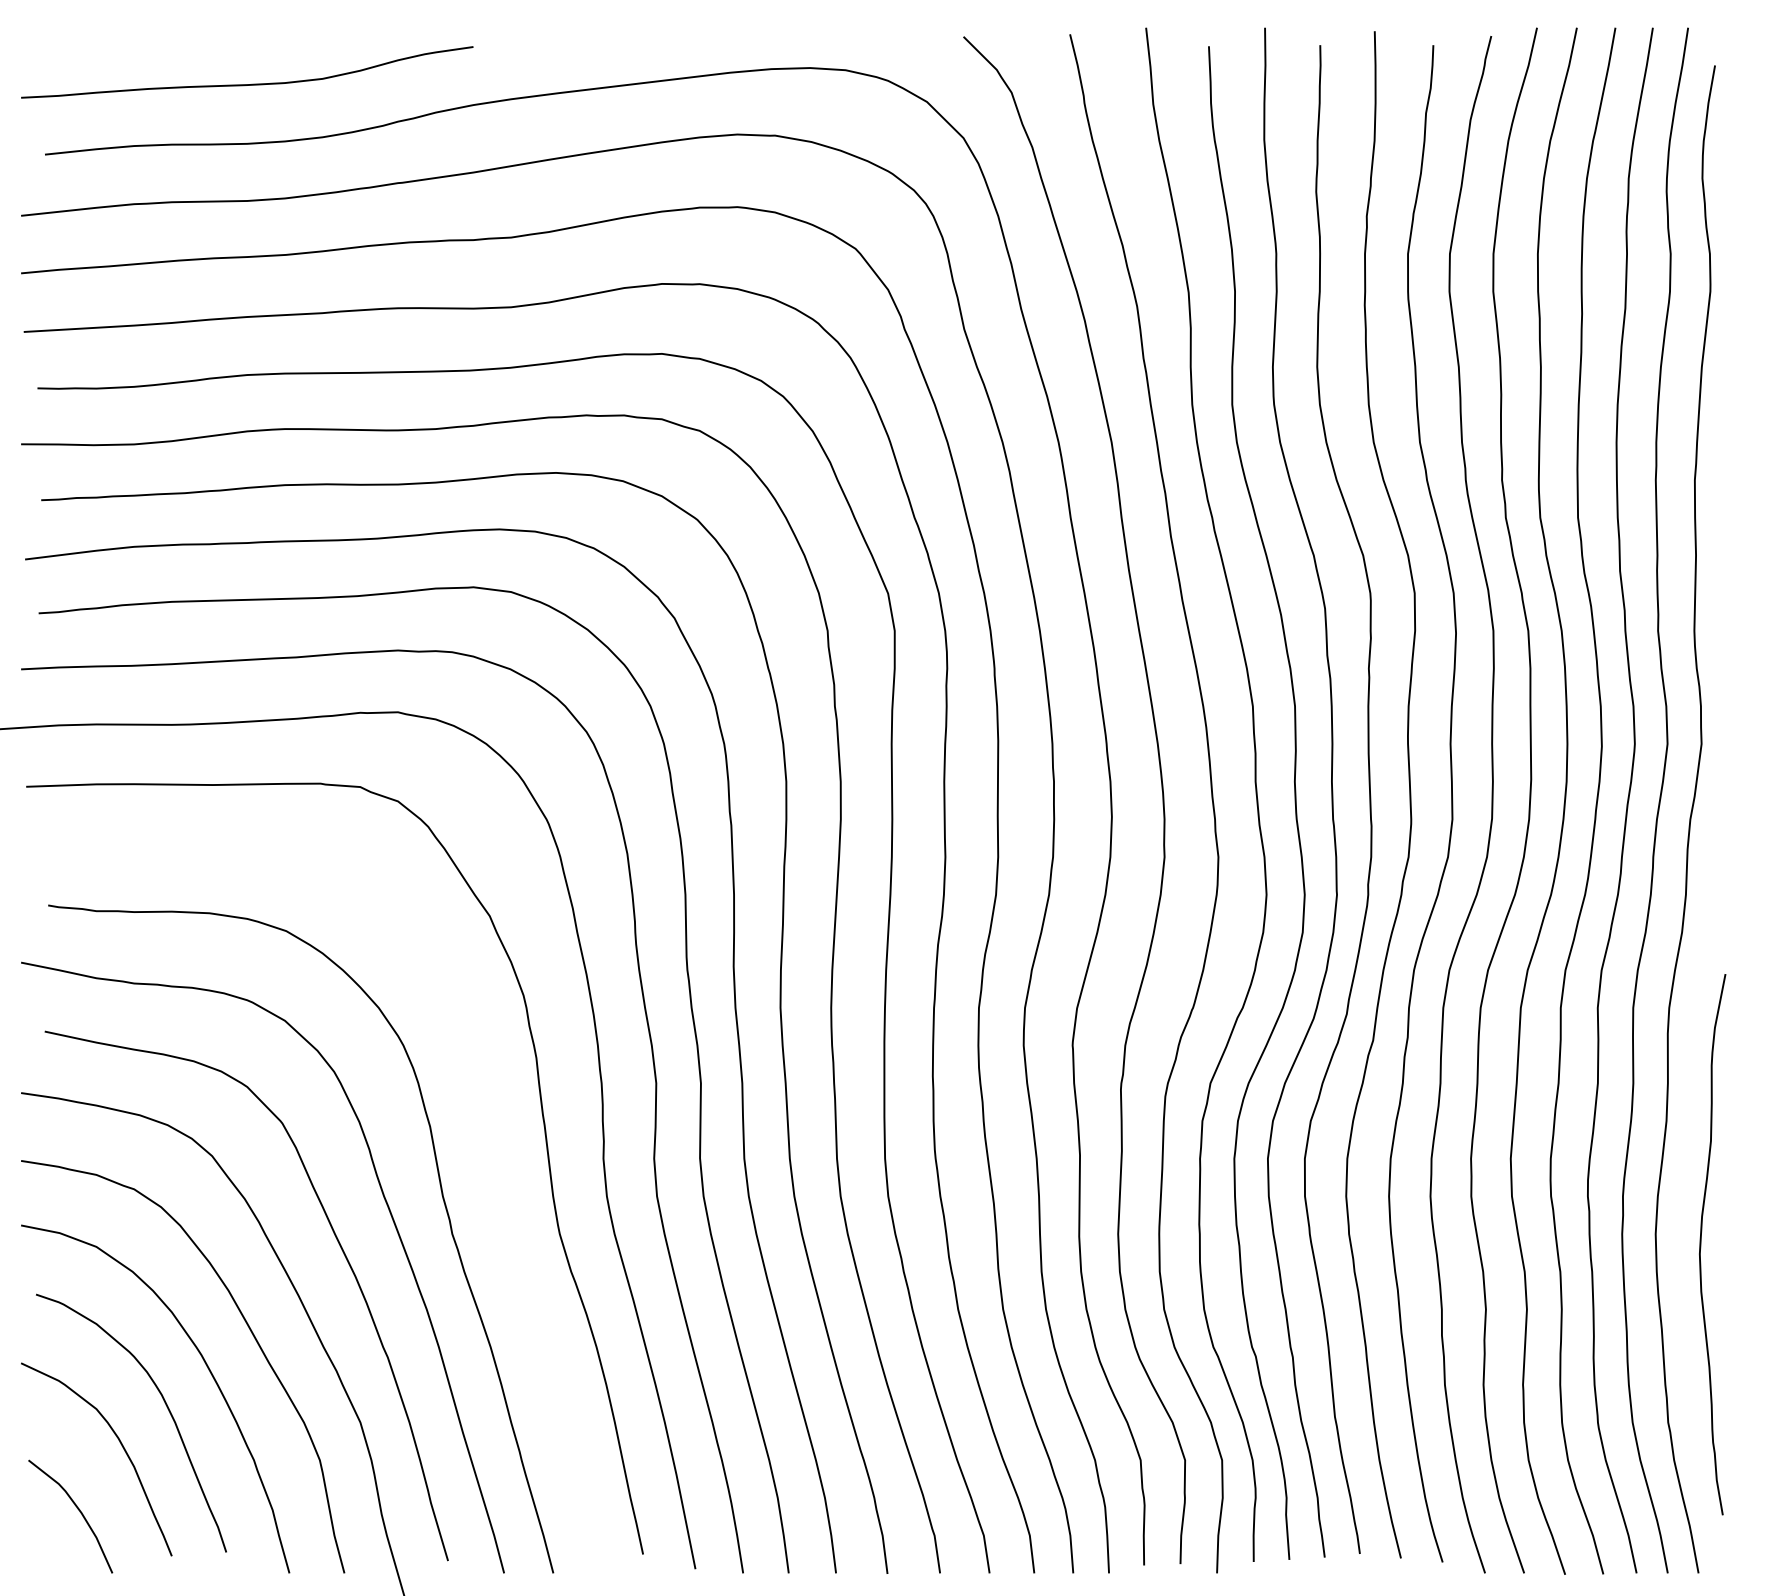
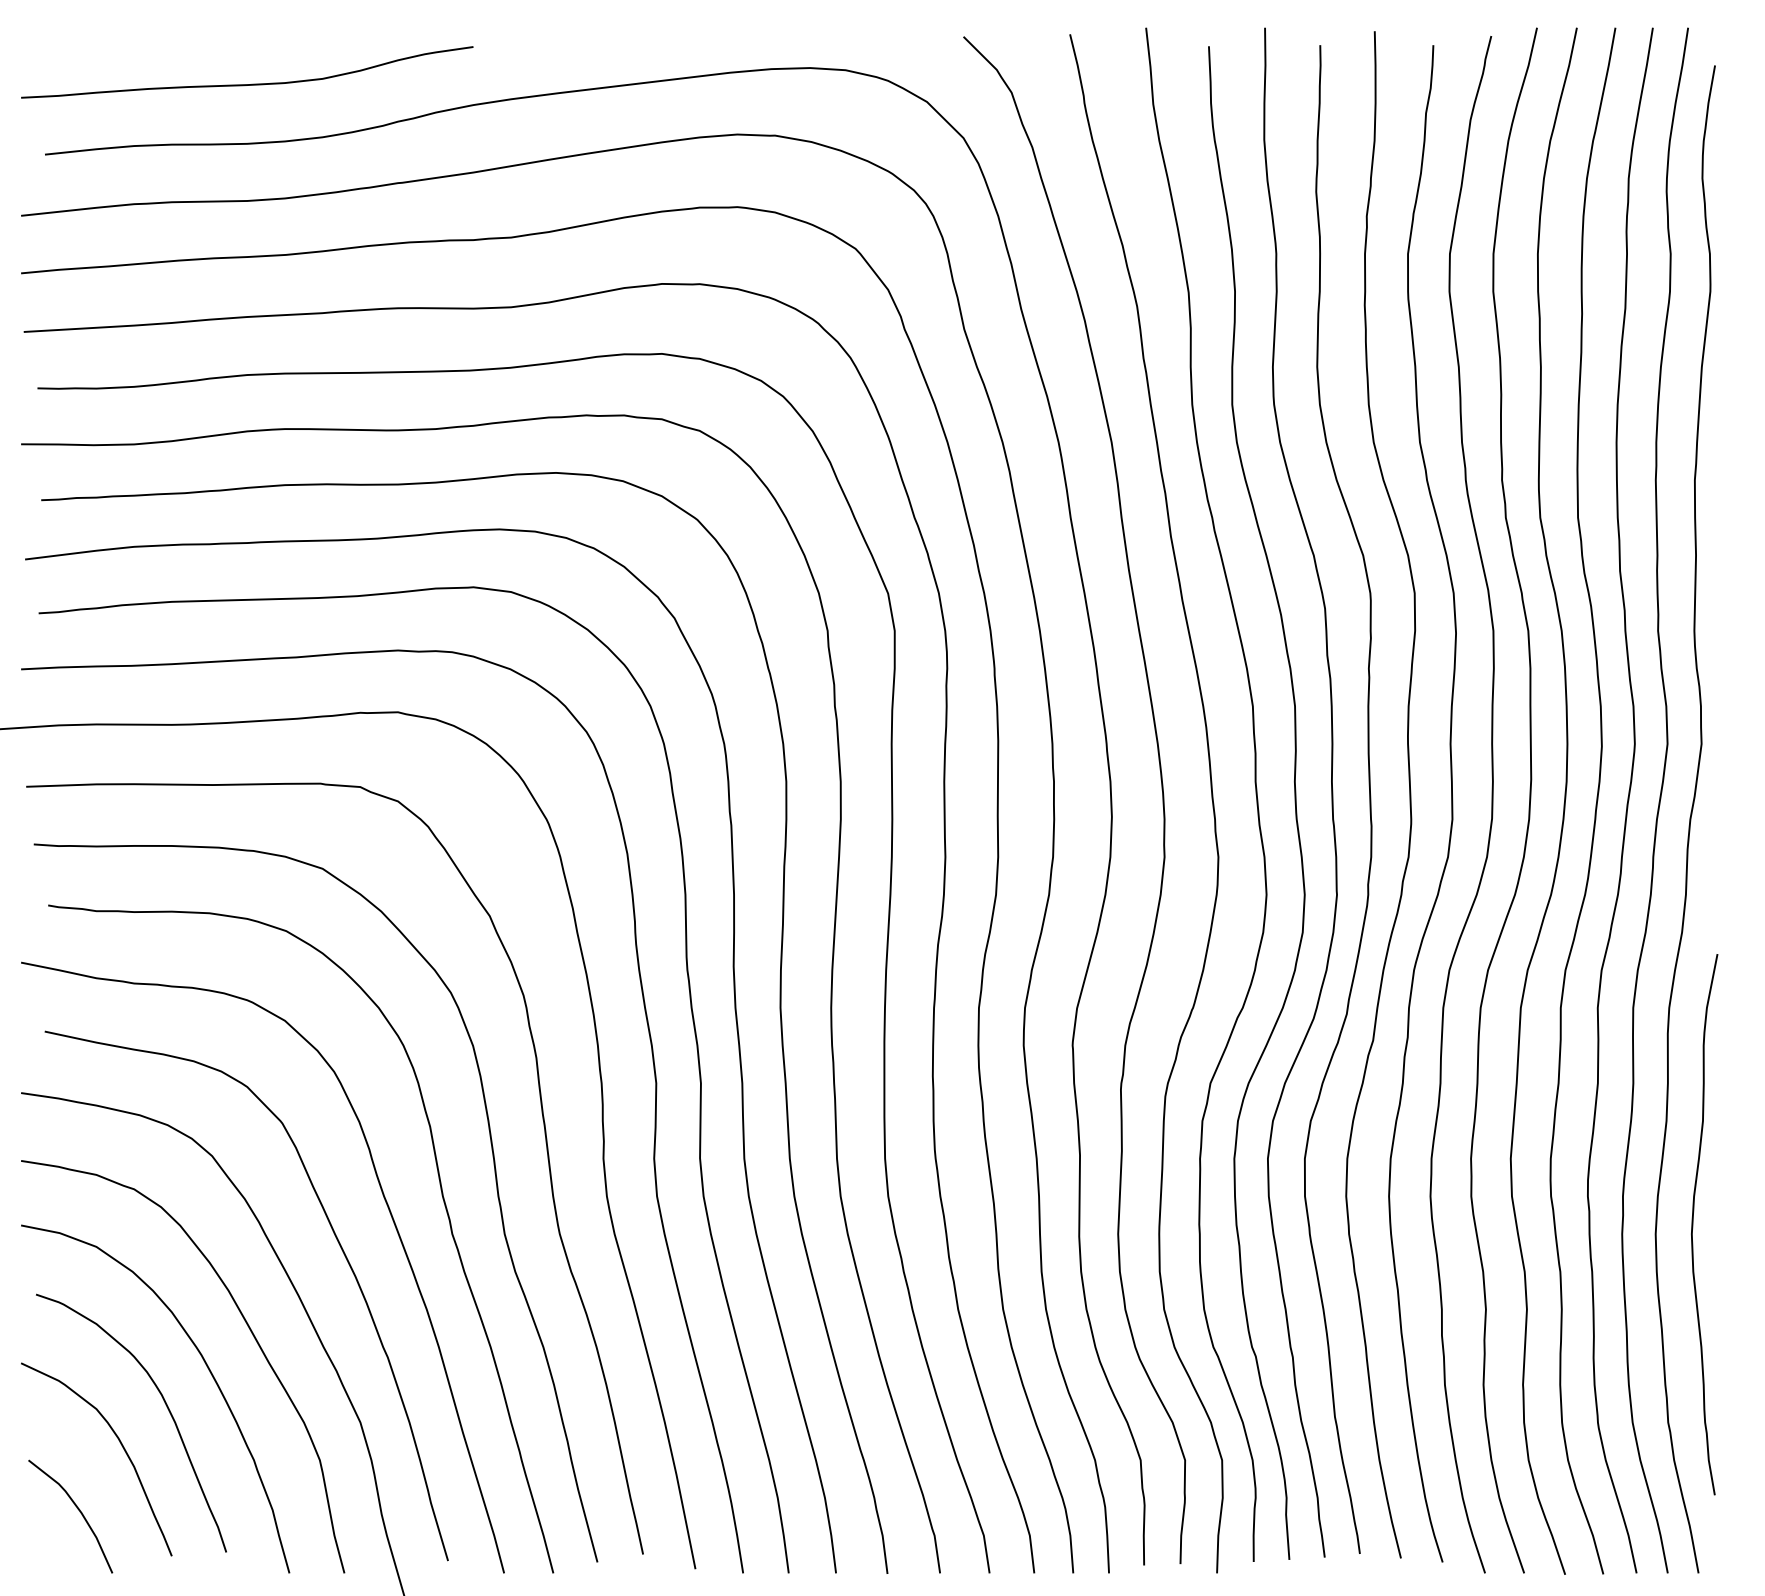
curve: none -> present (495, 1182)
curve position: (1701, 1244) -> (1693, 1224) (1693, 1224)
